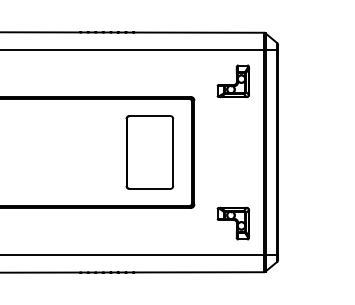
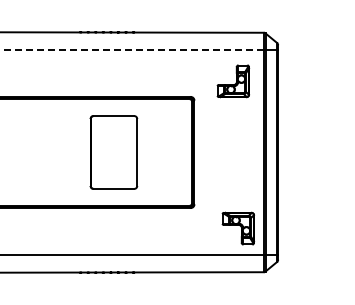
line: solid -> dashed (131, 49)
part position: (149, 152) -> (113, 152) (113, 152)
part position: (233, 223) -> (238, 228) (238, 228)
